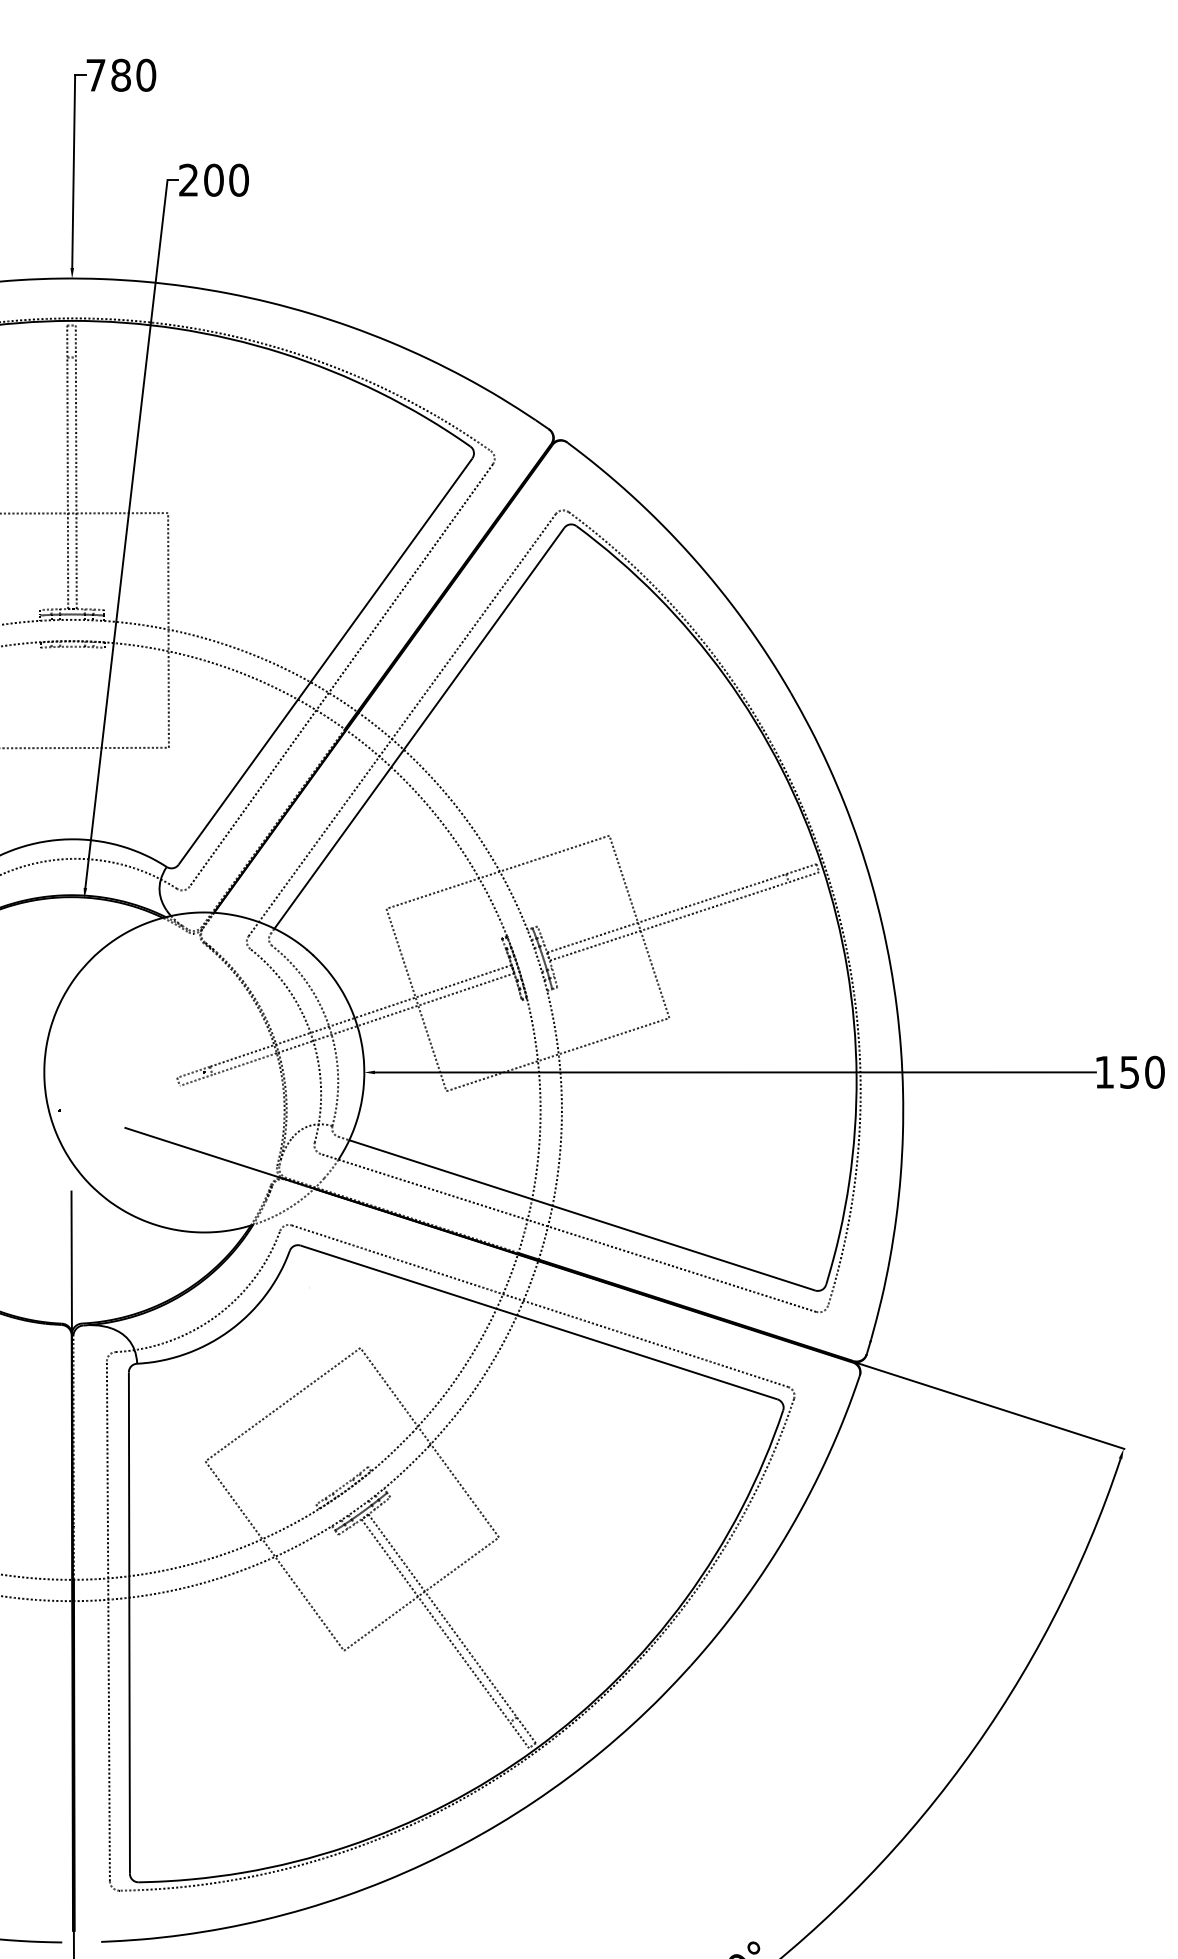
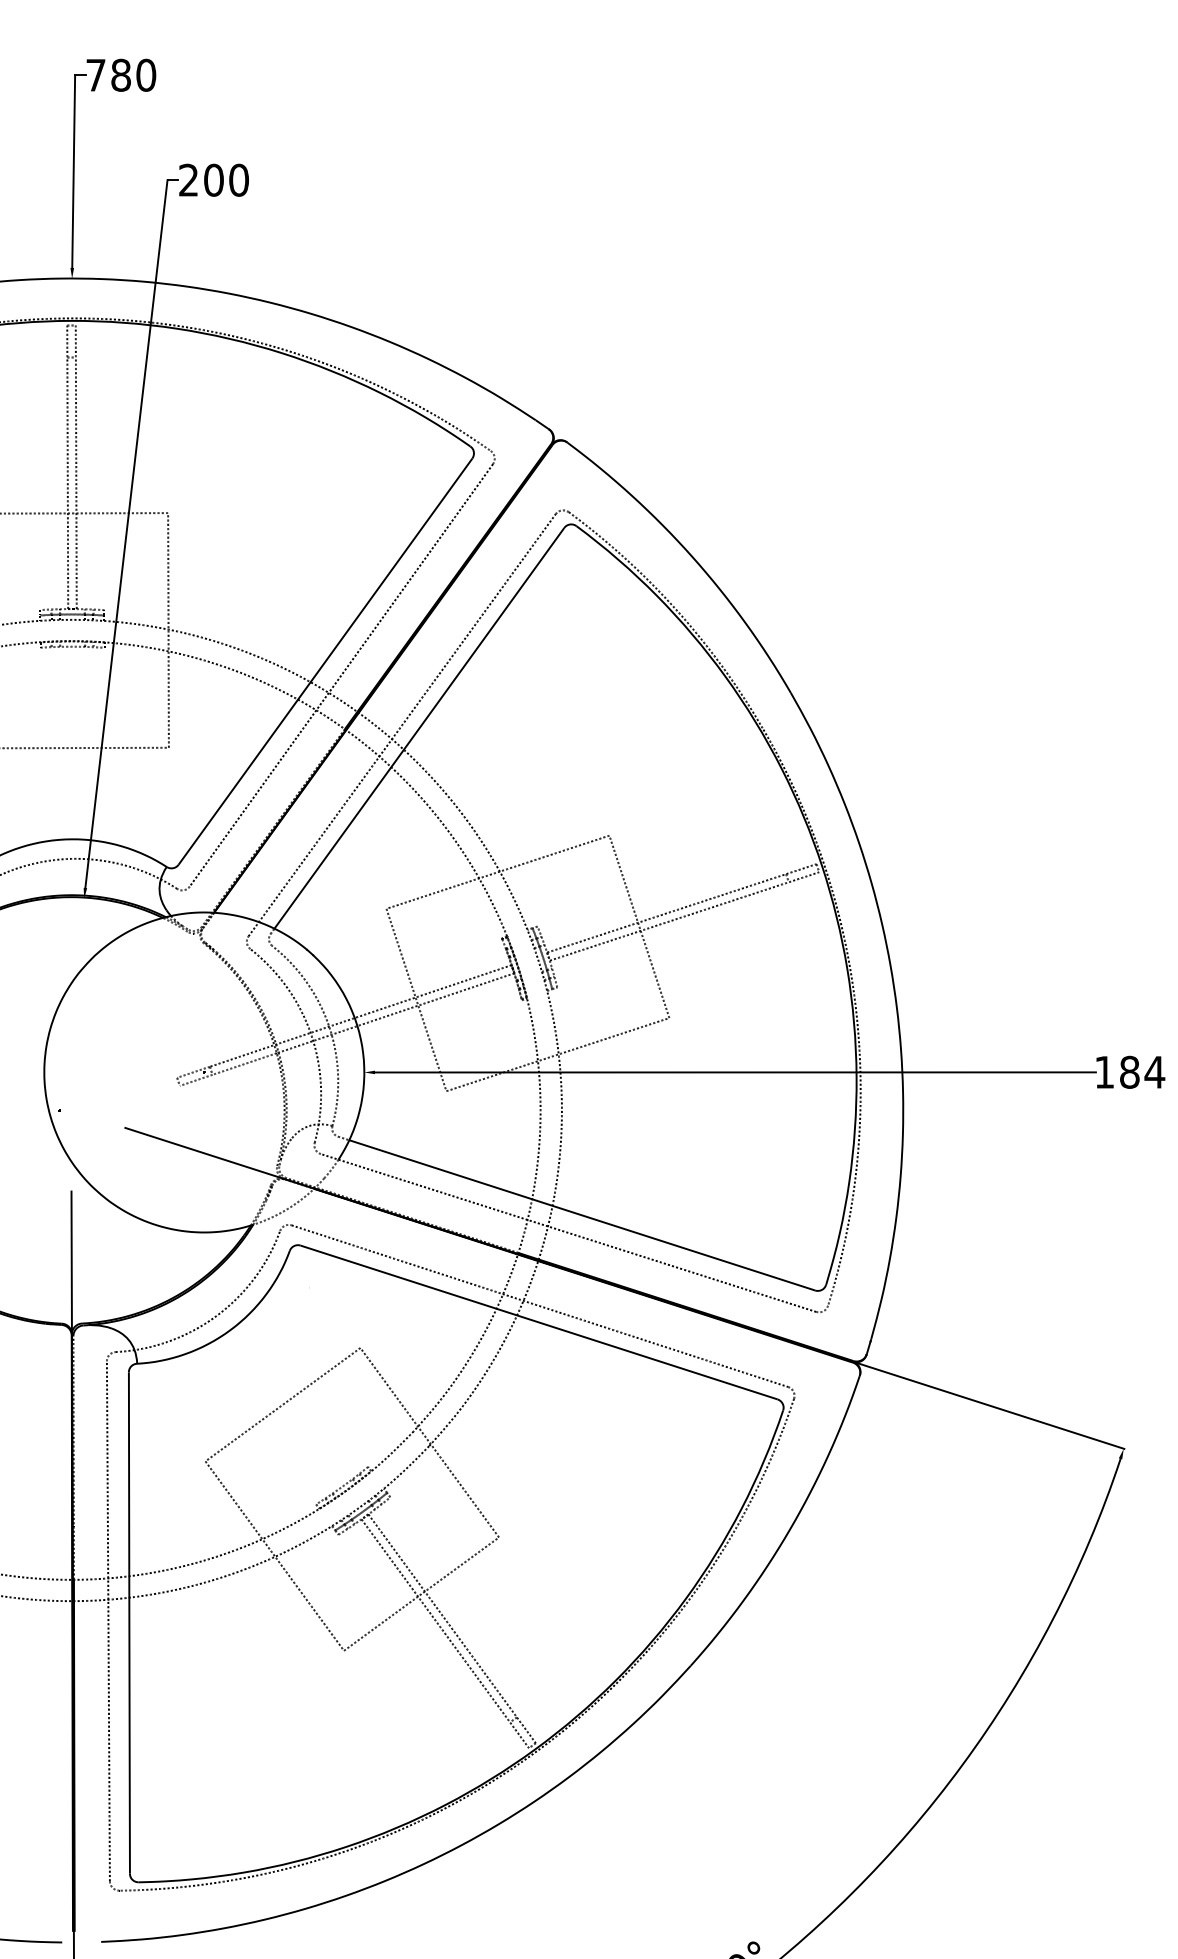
text: 150 -> 184 (1142, 1071)
